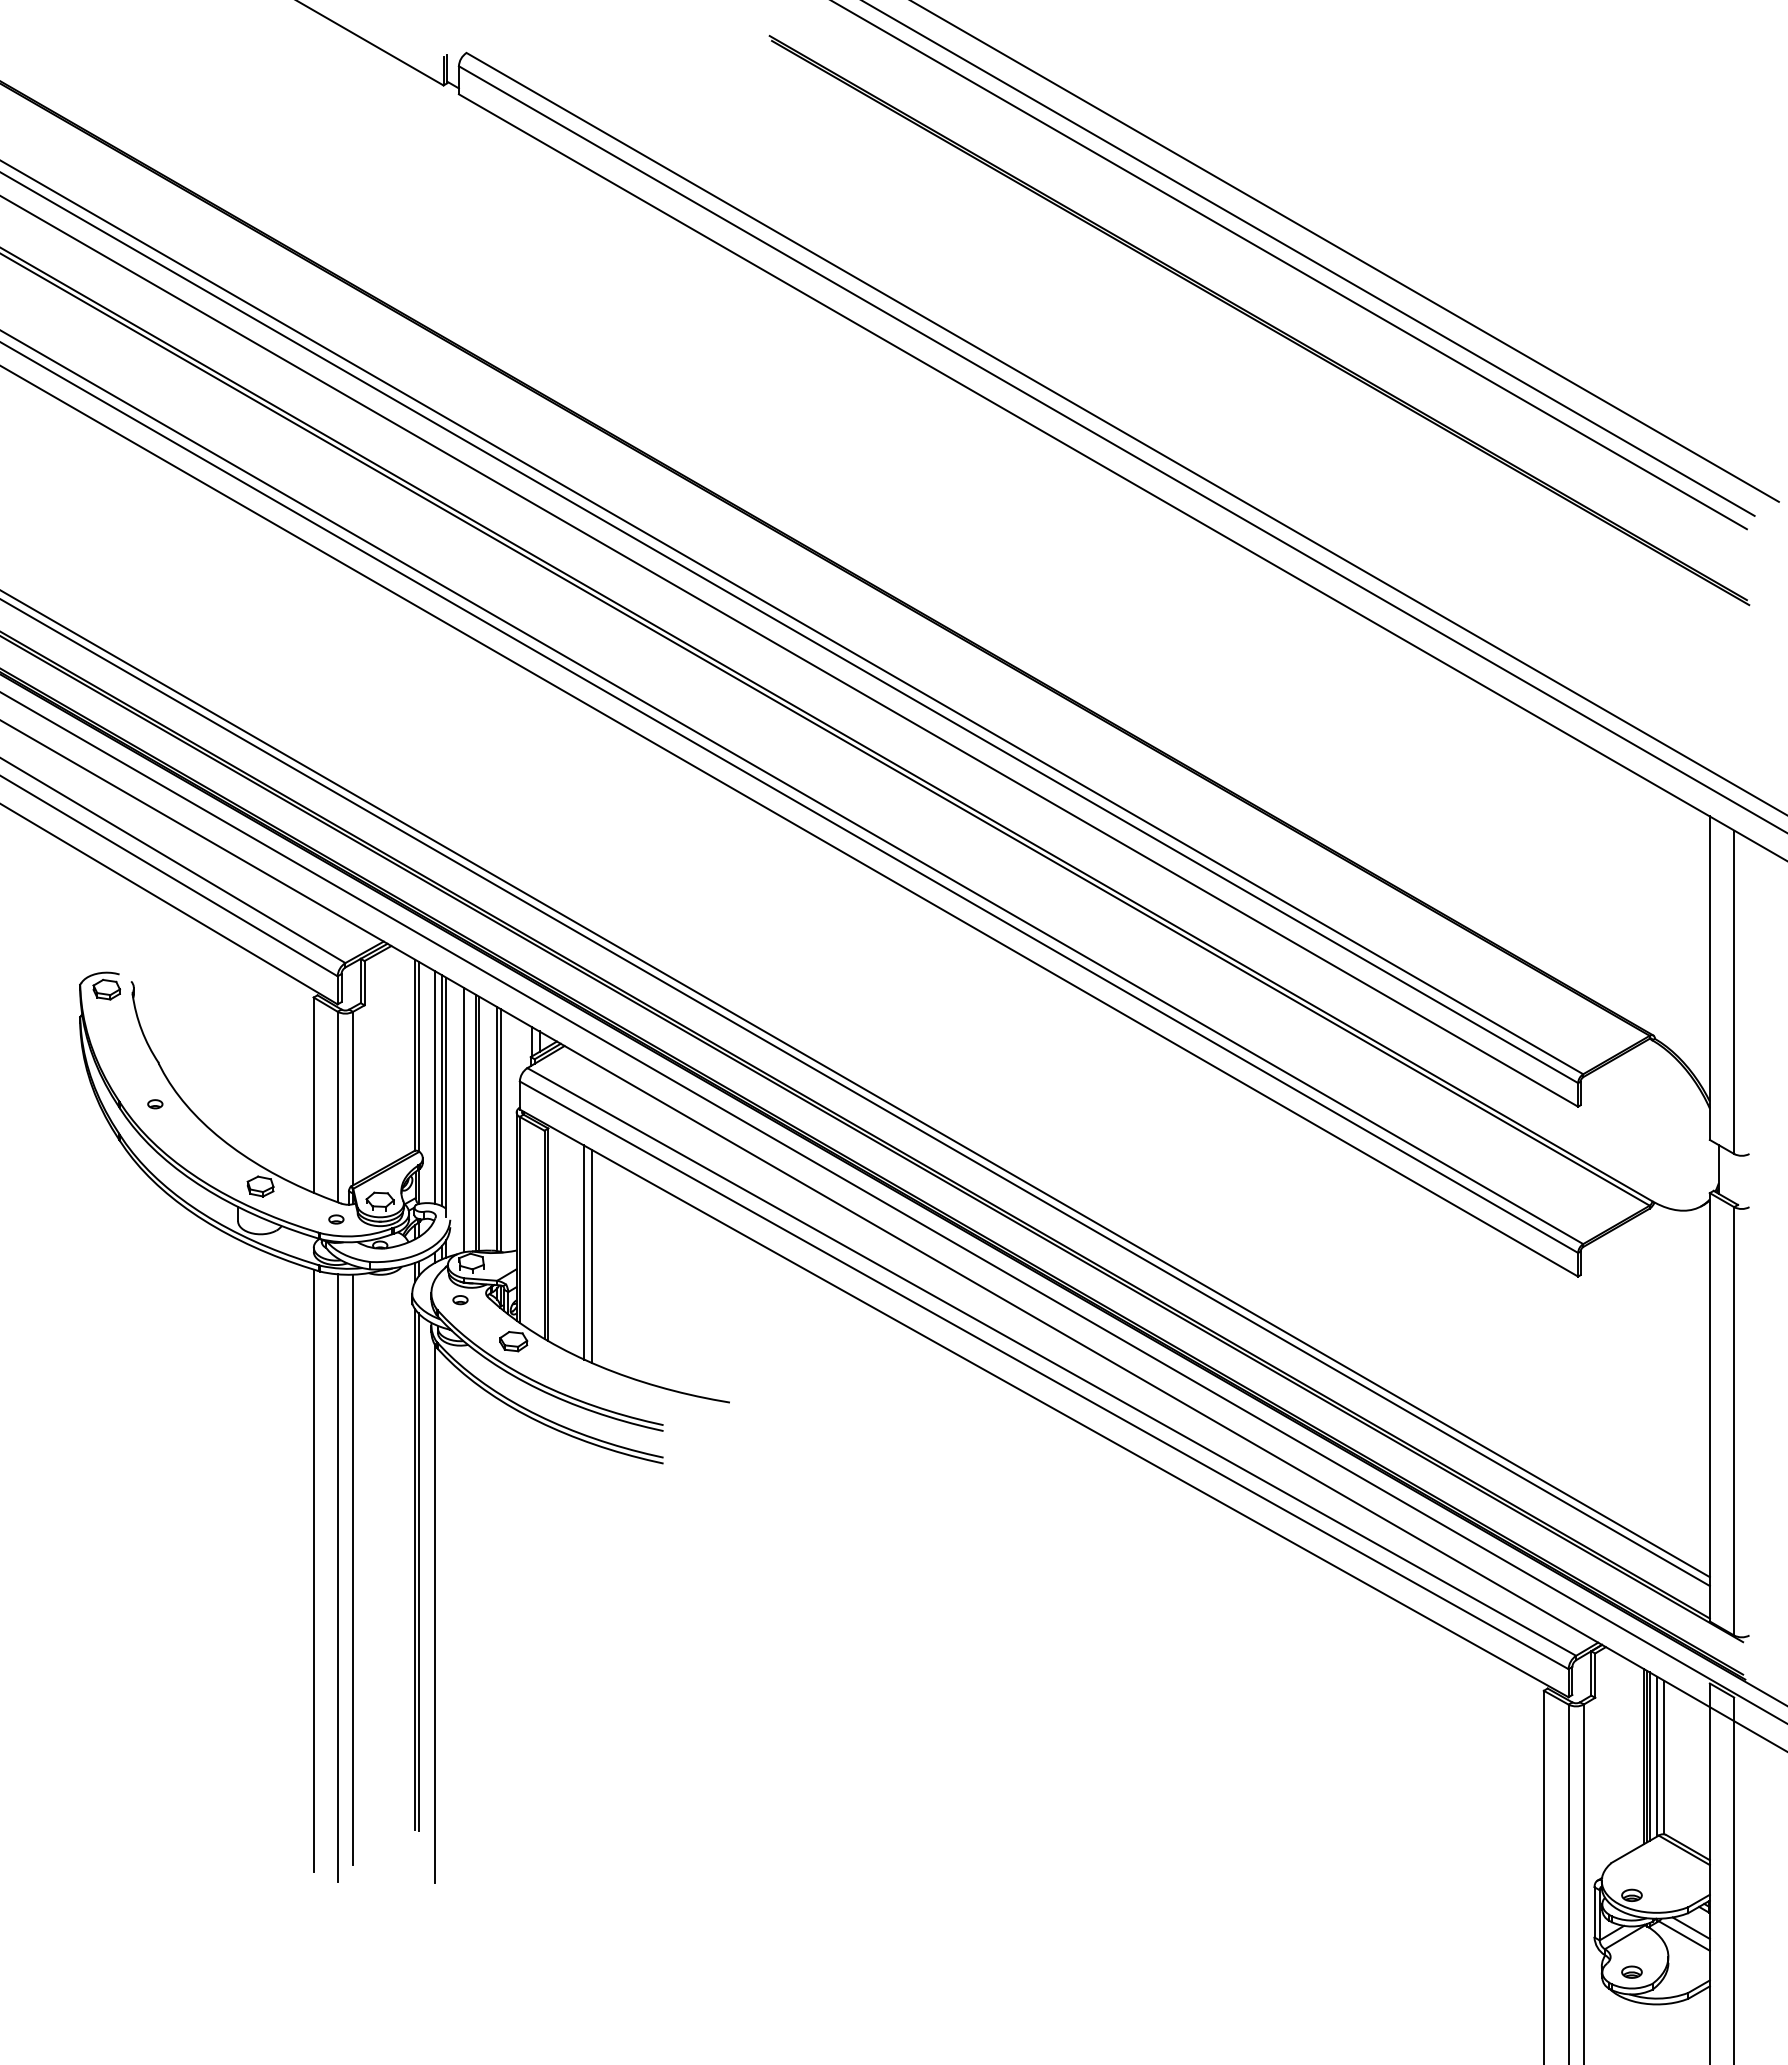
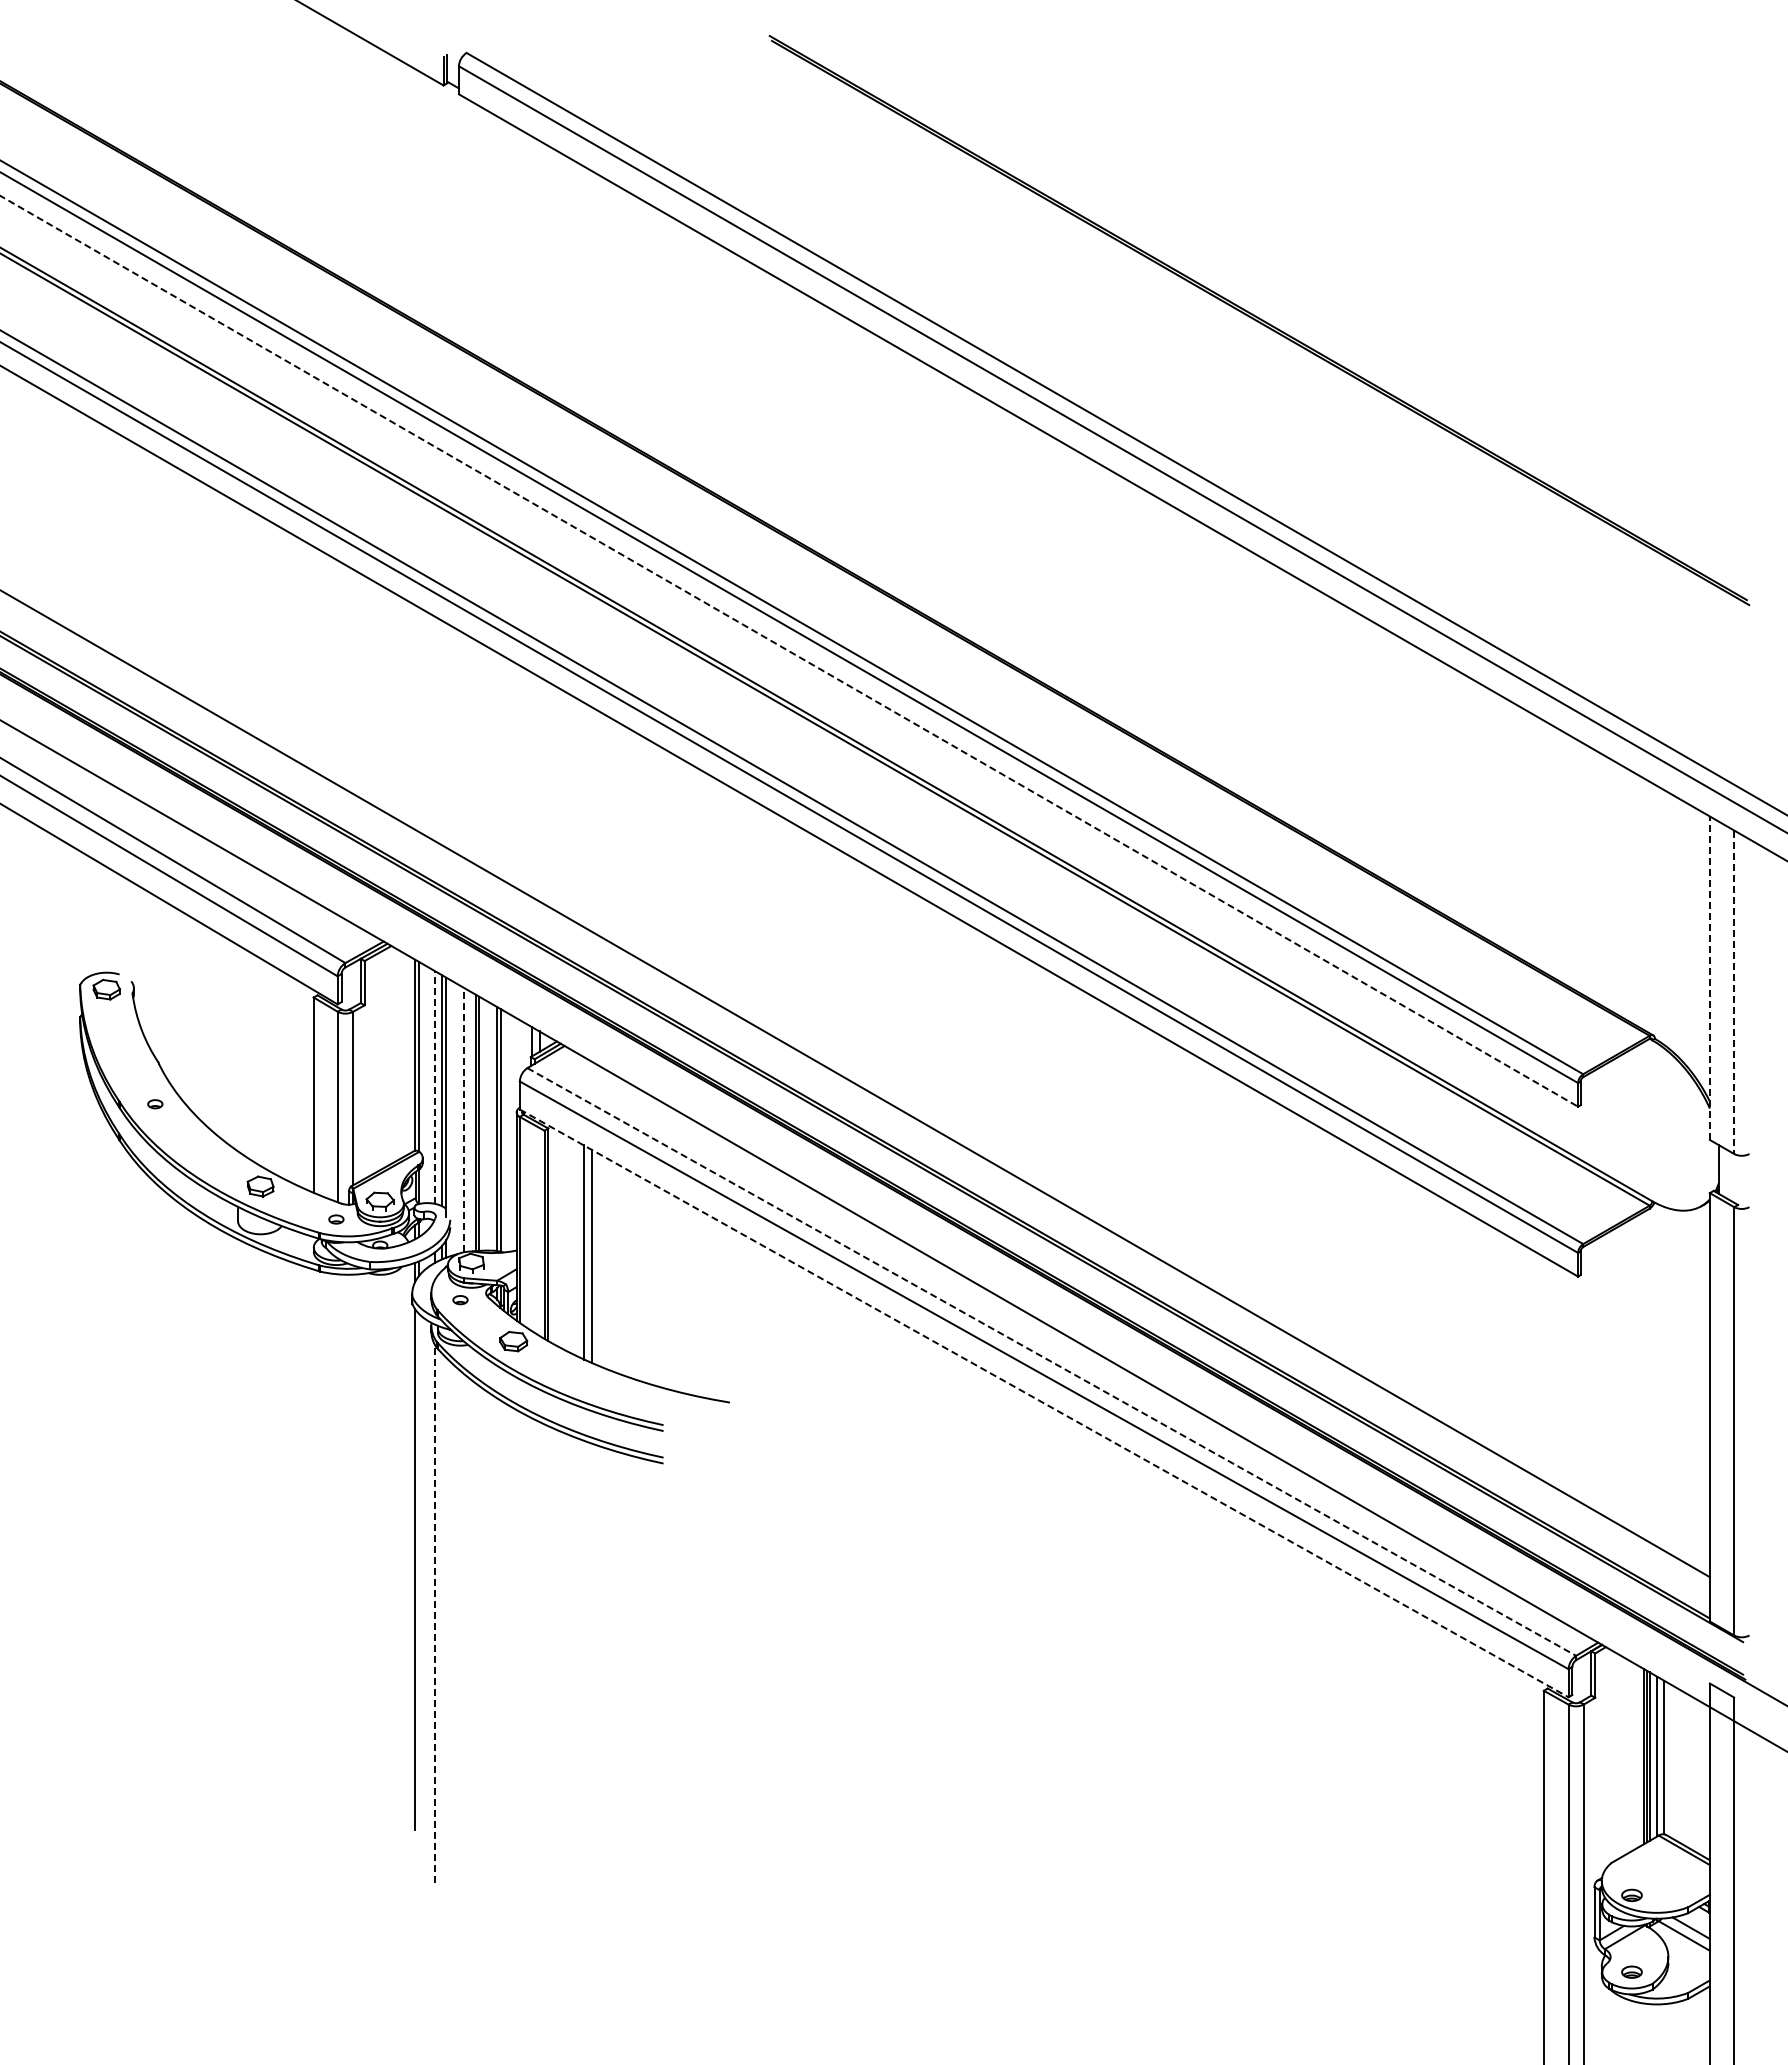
line: present -> none (1345, 251)
line: present -> none (1309, 258)
line: present -> none (1289, 265)
line: solid -> dashed (789, 651)
line: solid -> dashed (1709, 978)
line: solid -> dashed (1734, 992)
line: solid -> dashed (434, 1086)
line: present -> none (855, 1093)
line: solid -> dashed (464, 1119)
line: present -> none (893, 1207)
line: solid -> dashed (1052, 1362)
line: solid -> dashed (1044, 1403)
line: present -> none (352, 1569)
line: present -> none (313, 1570)
line: present -> none (418, 1571)
line: present -> none (337, 1577)
line: solid -> dashed (434, 1613)
